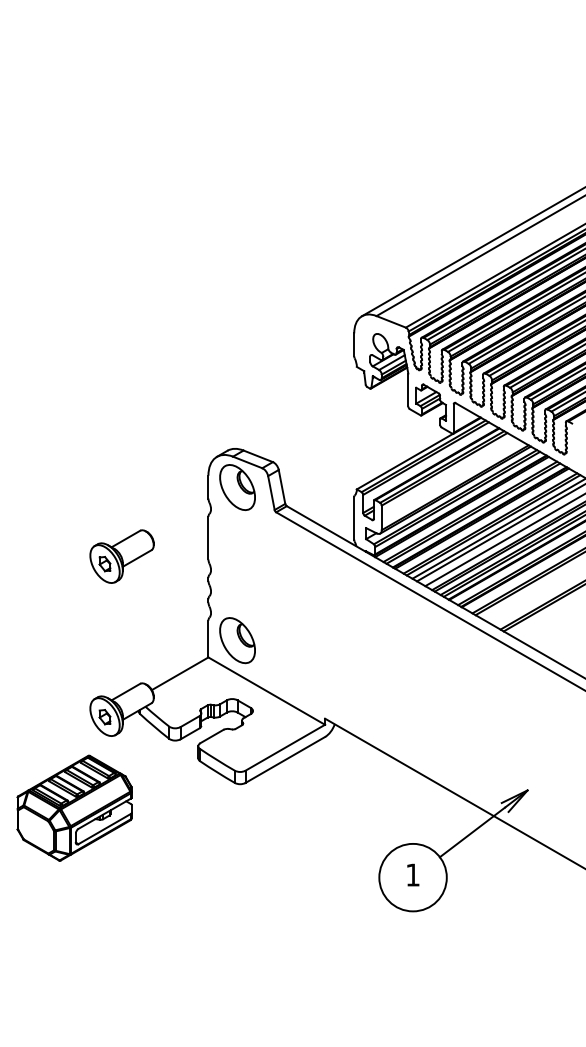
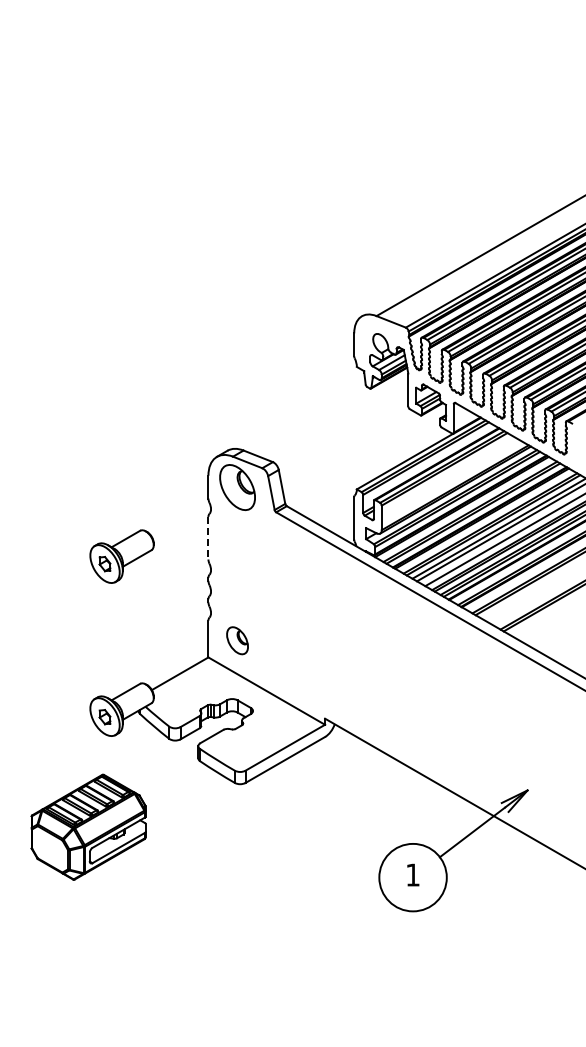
line: present -> none (472, 252)
line: solid -> dashed (208, 538)
part size: 37x48 px -> 23x30 px (237, 640)
part position: (74, 807) -> (88, 826) (88, 826)
